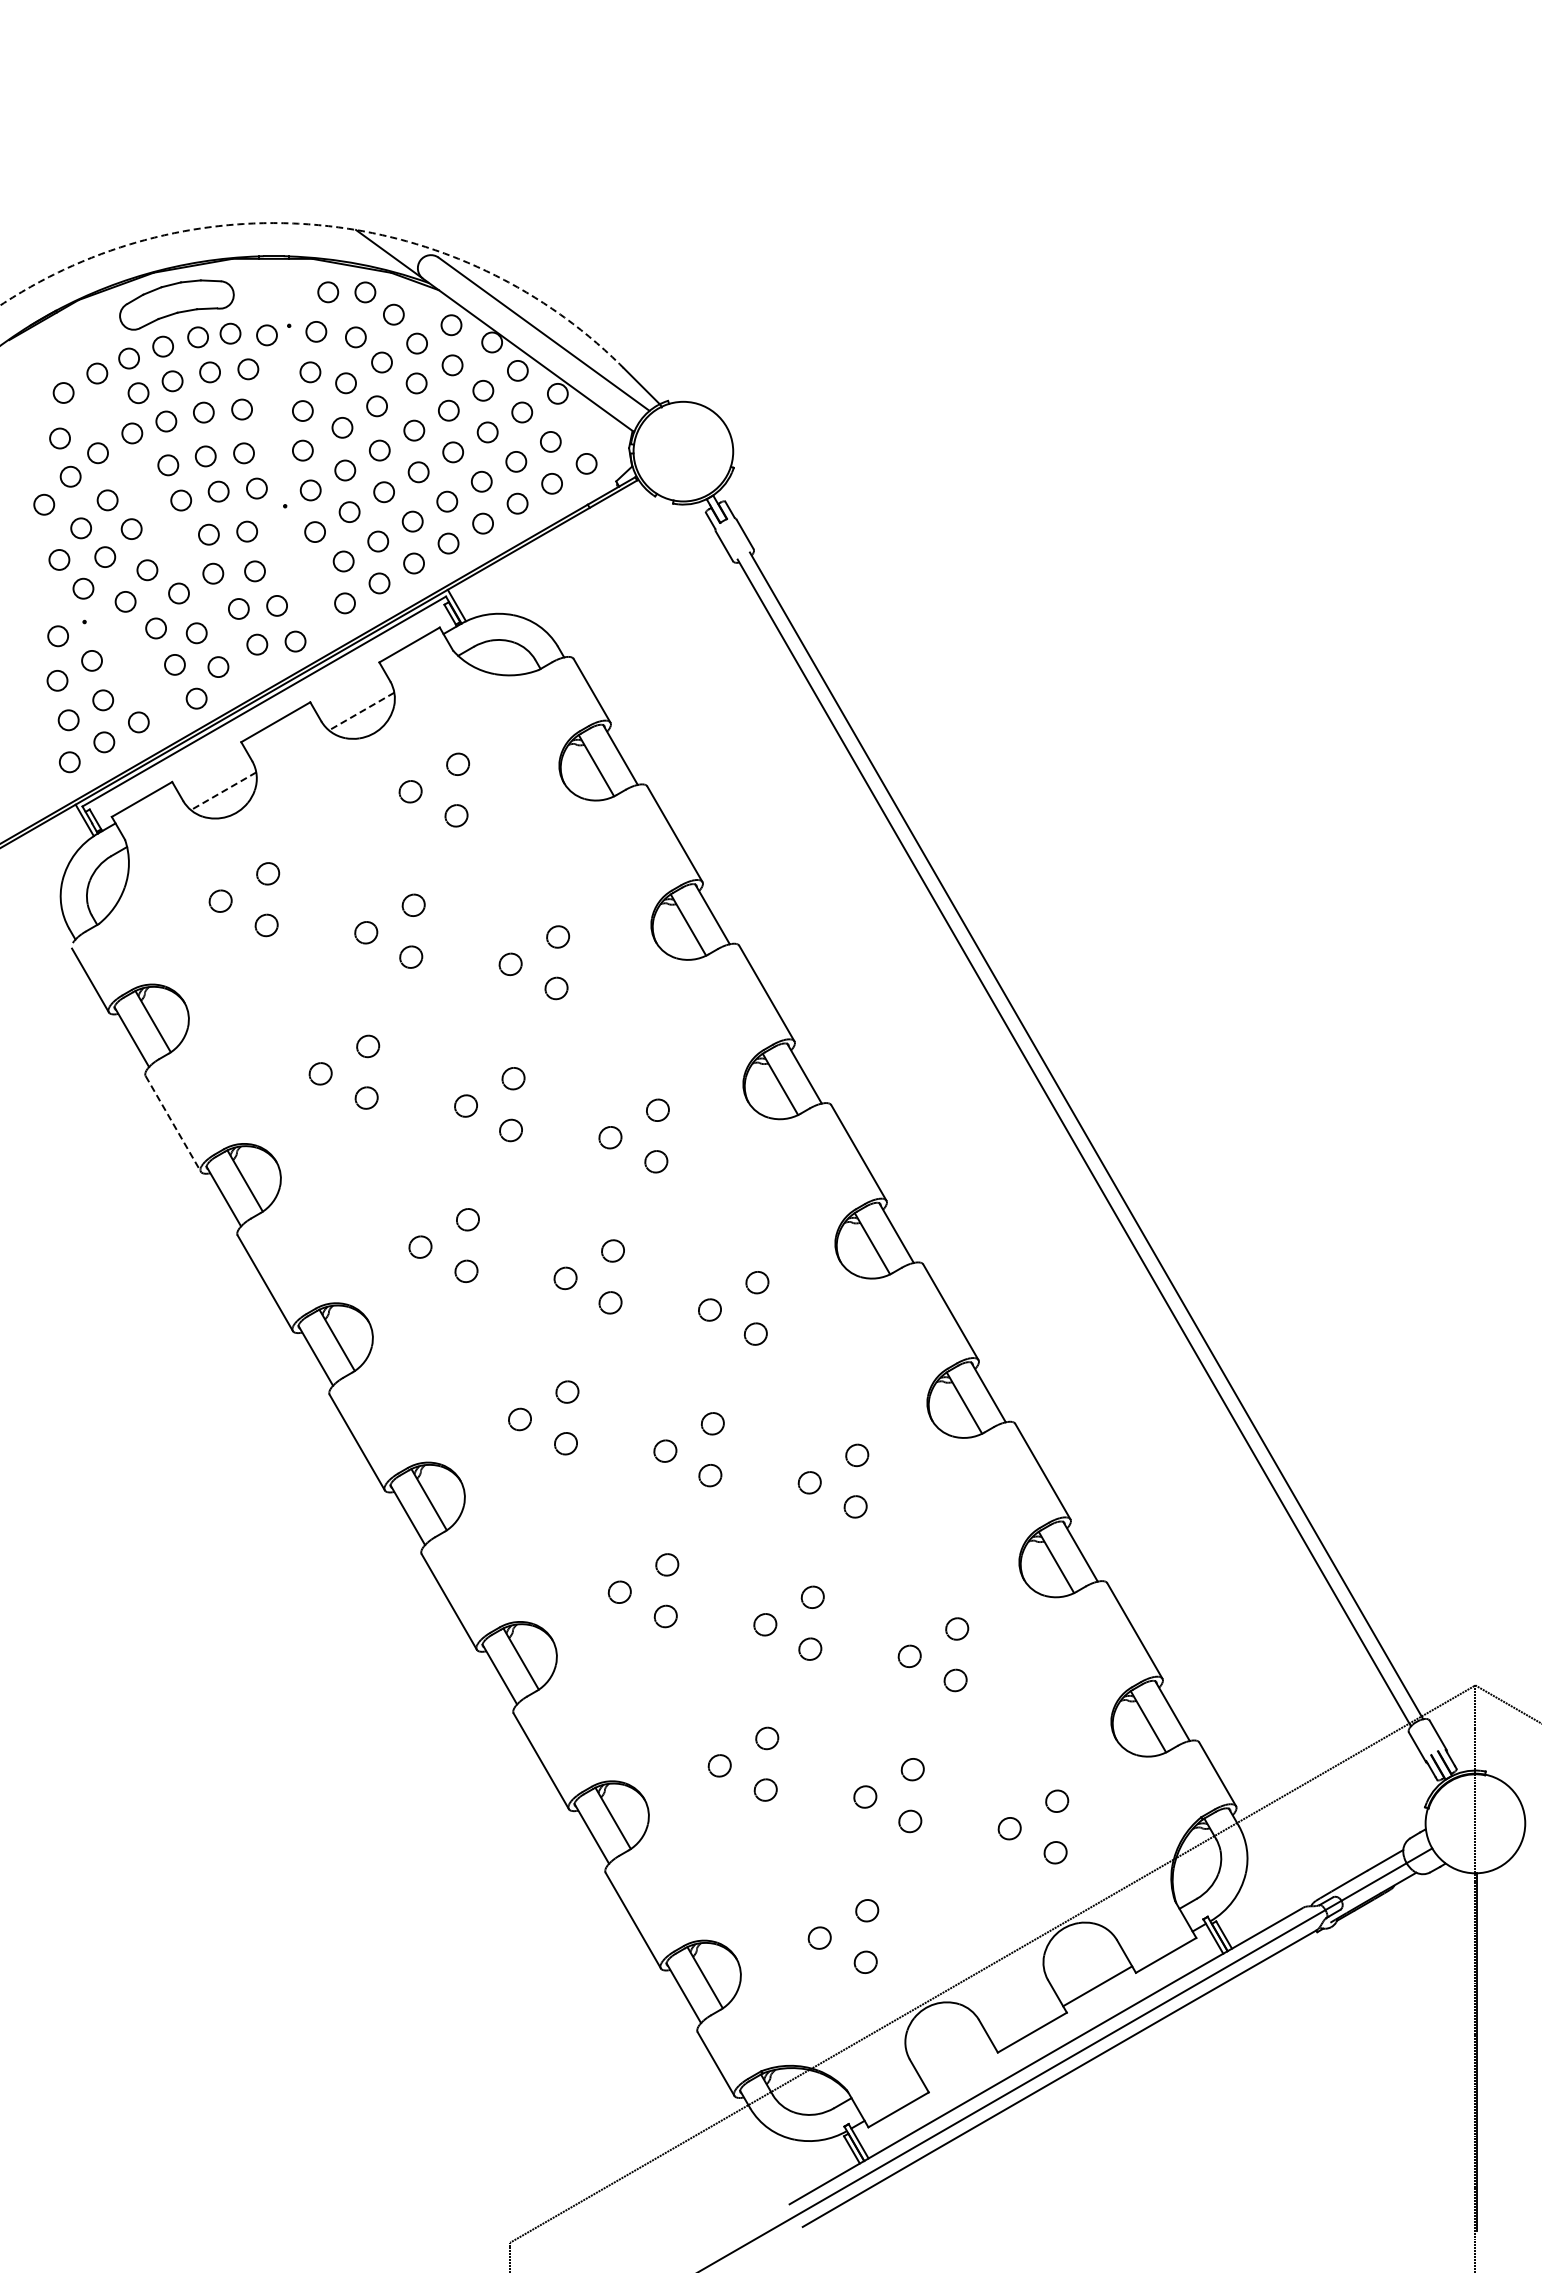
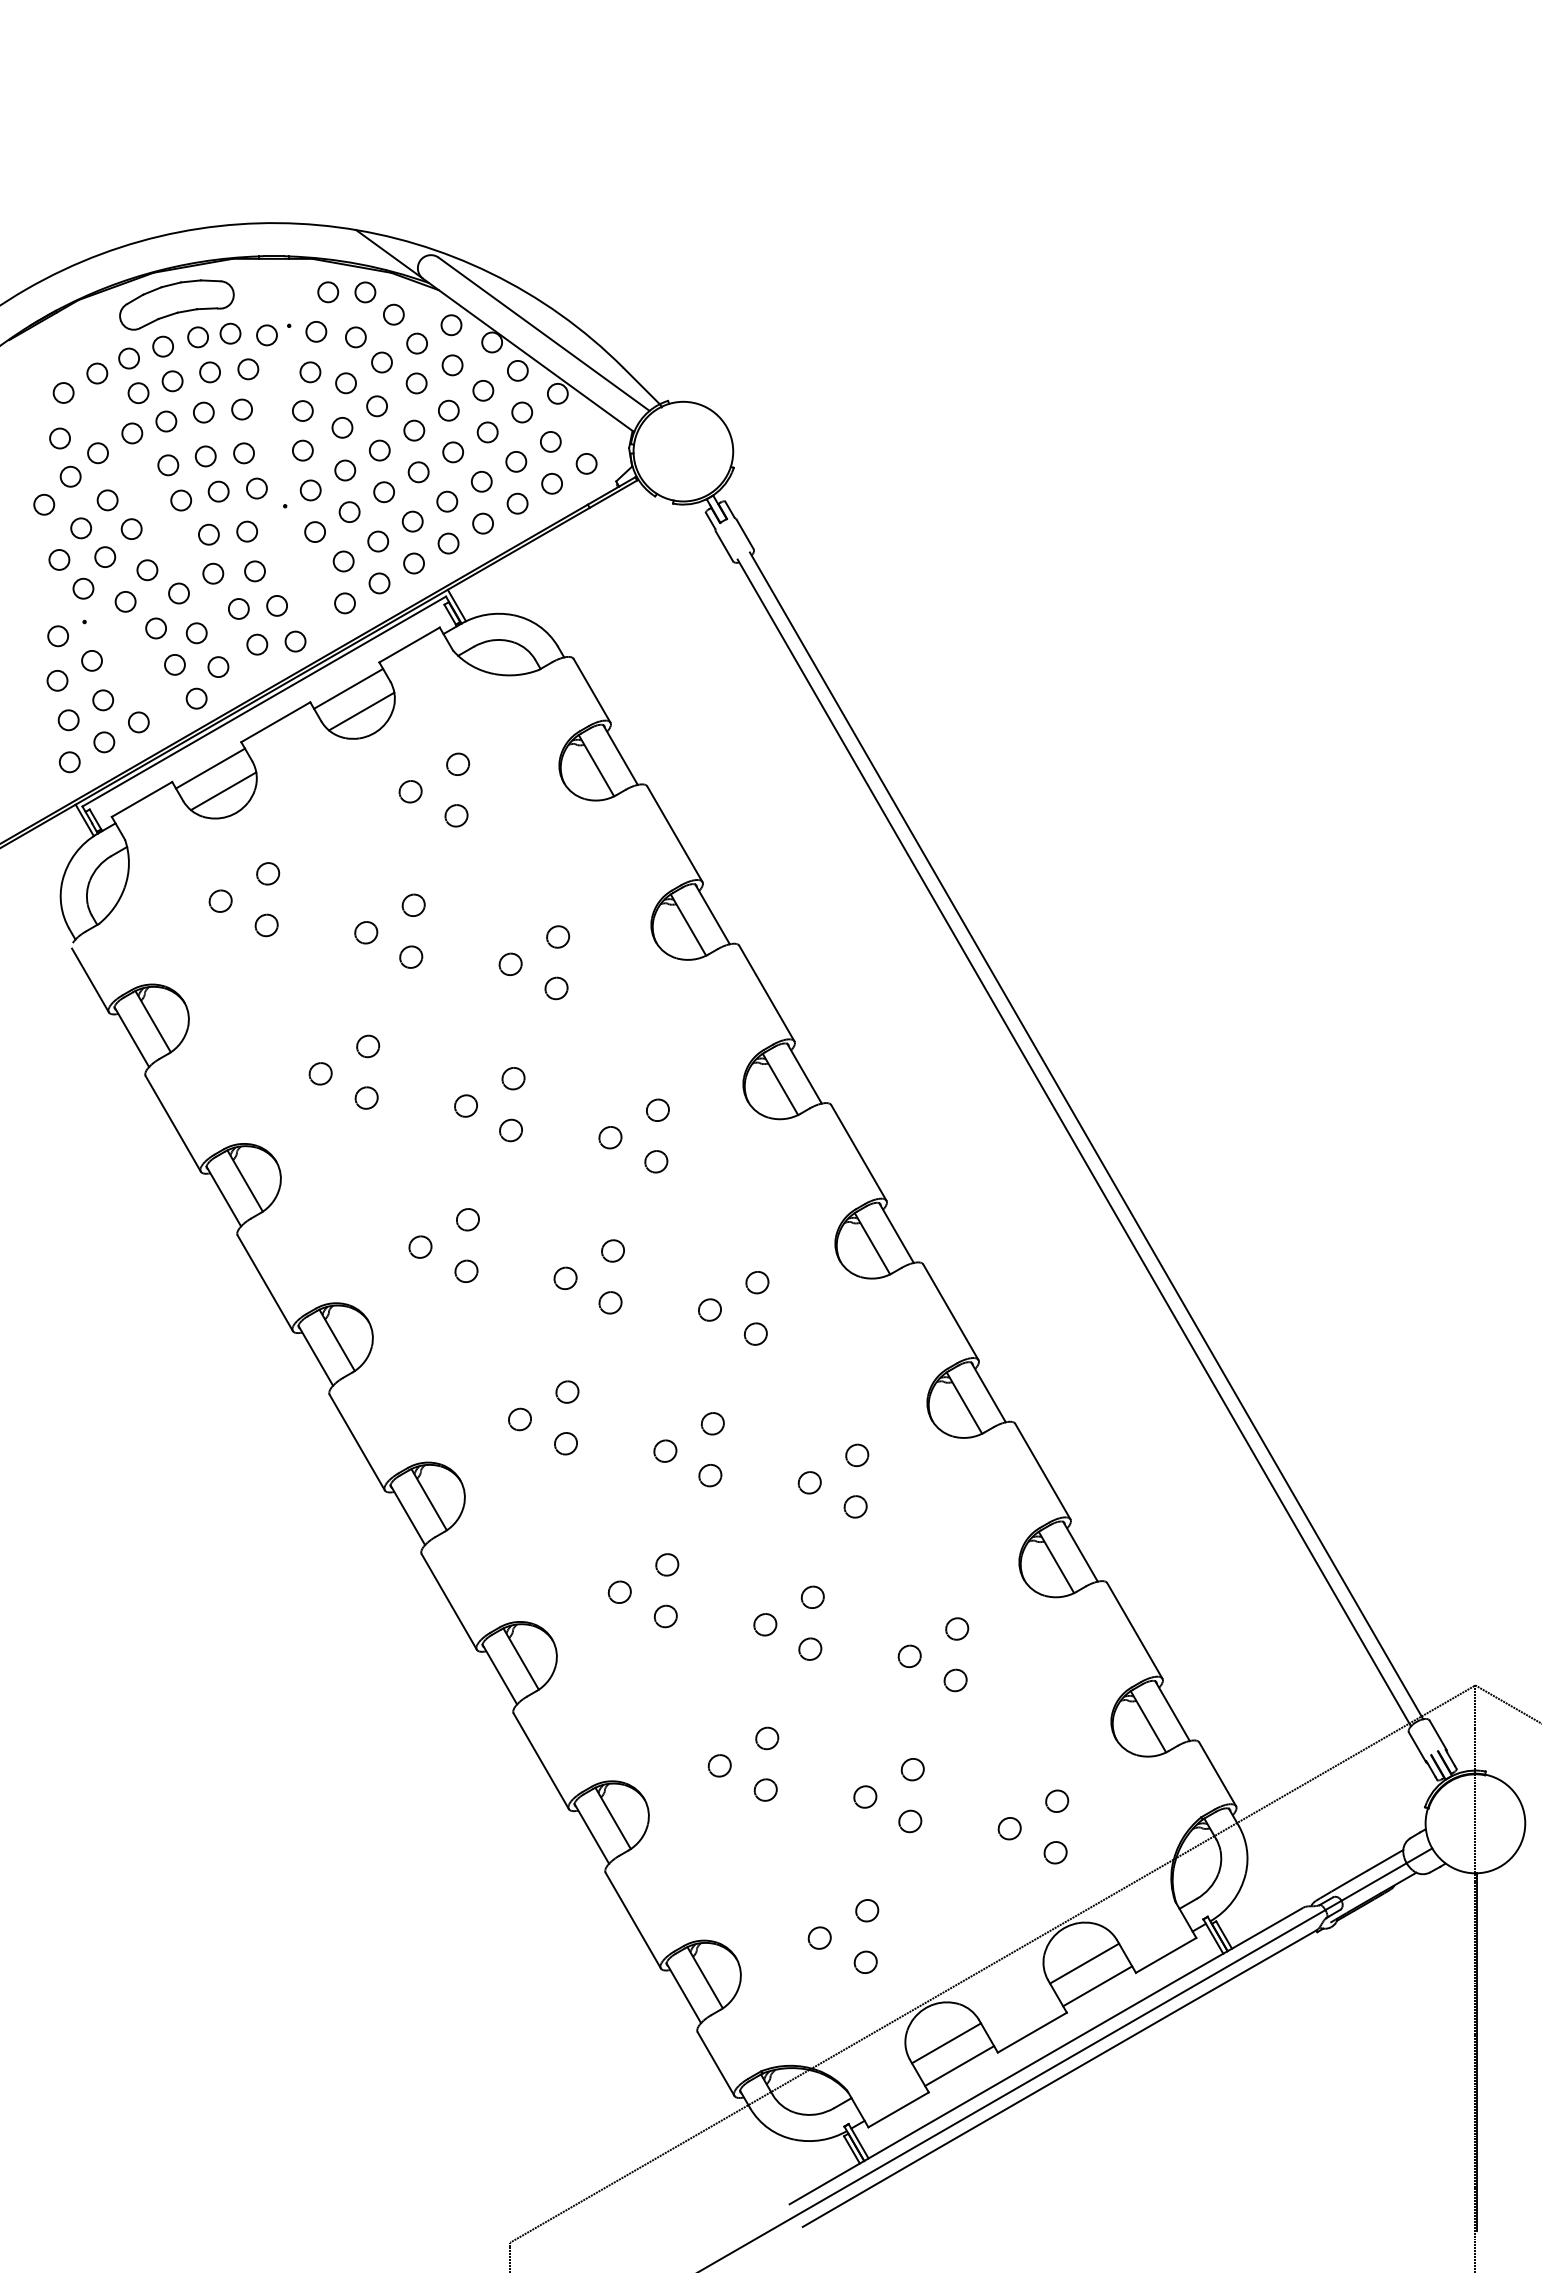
arc: dashed -> solid (322, 225)
line: none -> present (348, 688)
line: dashed -> solid (361, 711)
line: none -> present (210, 768)
line: dashed -> solid (223, 791)
line: dashed -> solid (173, 1124)
line: none -> present (1084, 1963)
line: none -> present (946, 2043)
line: none -> present (959, 2065)
